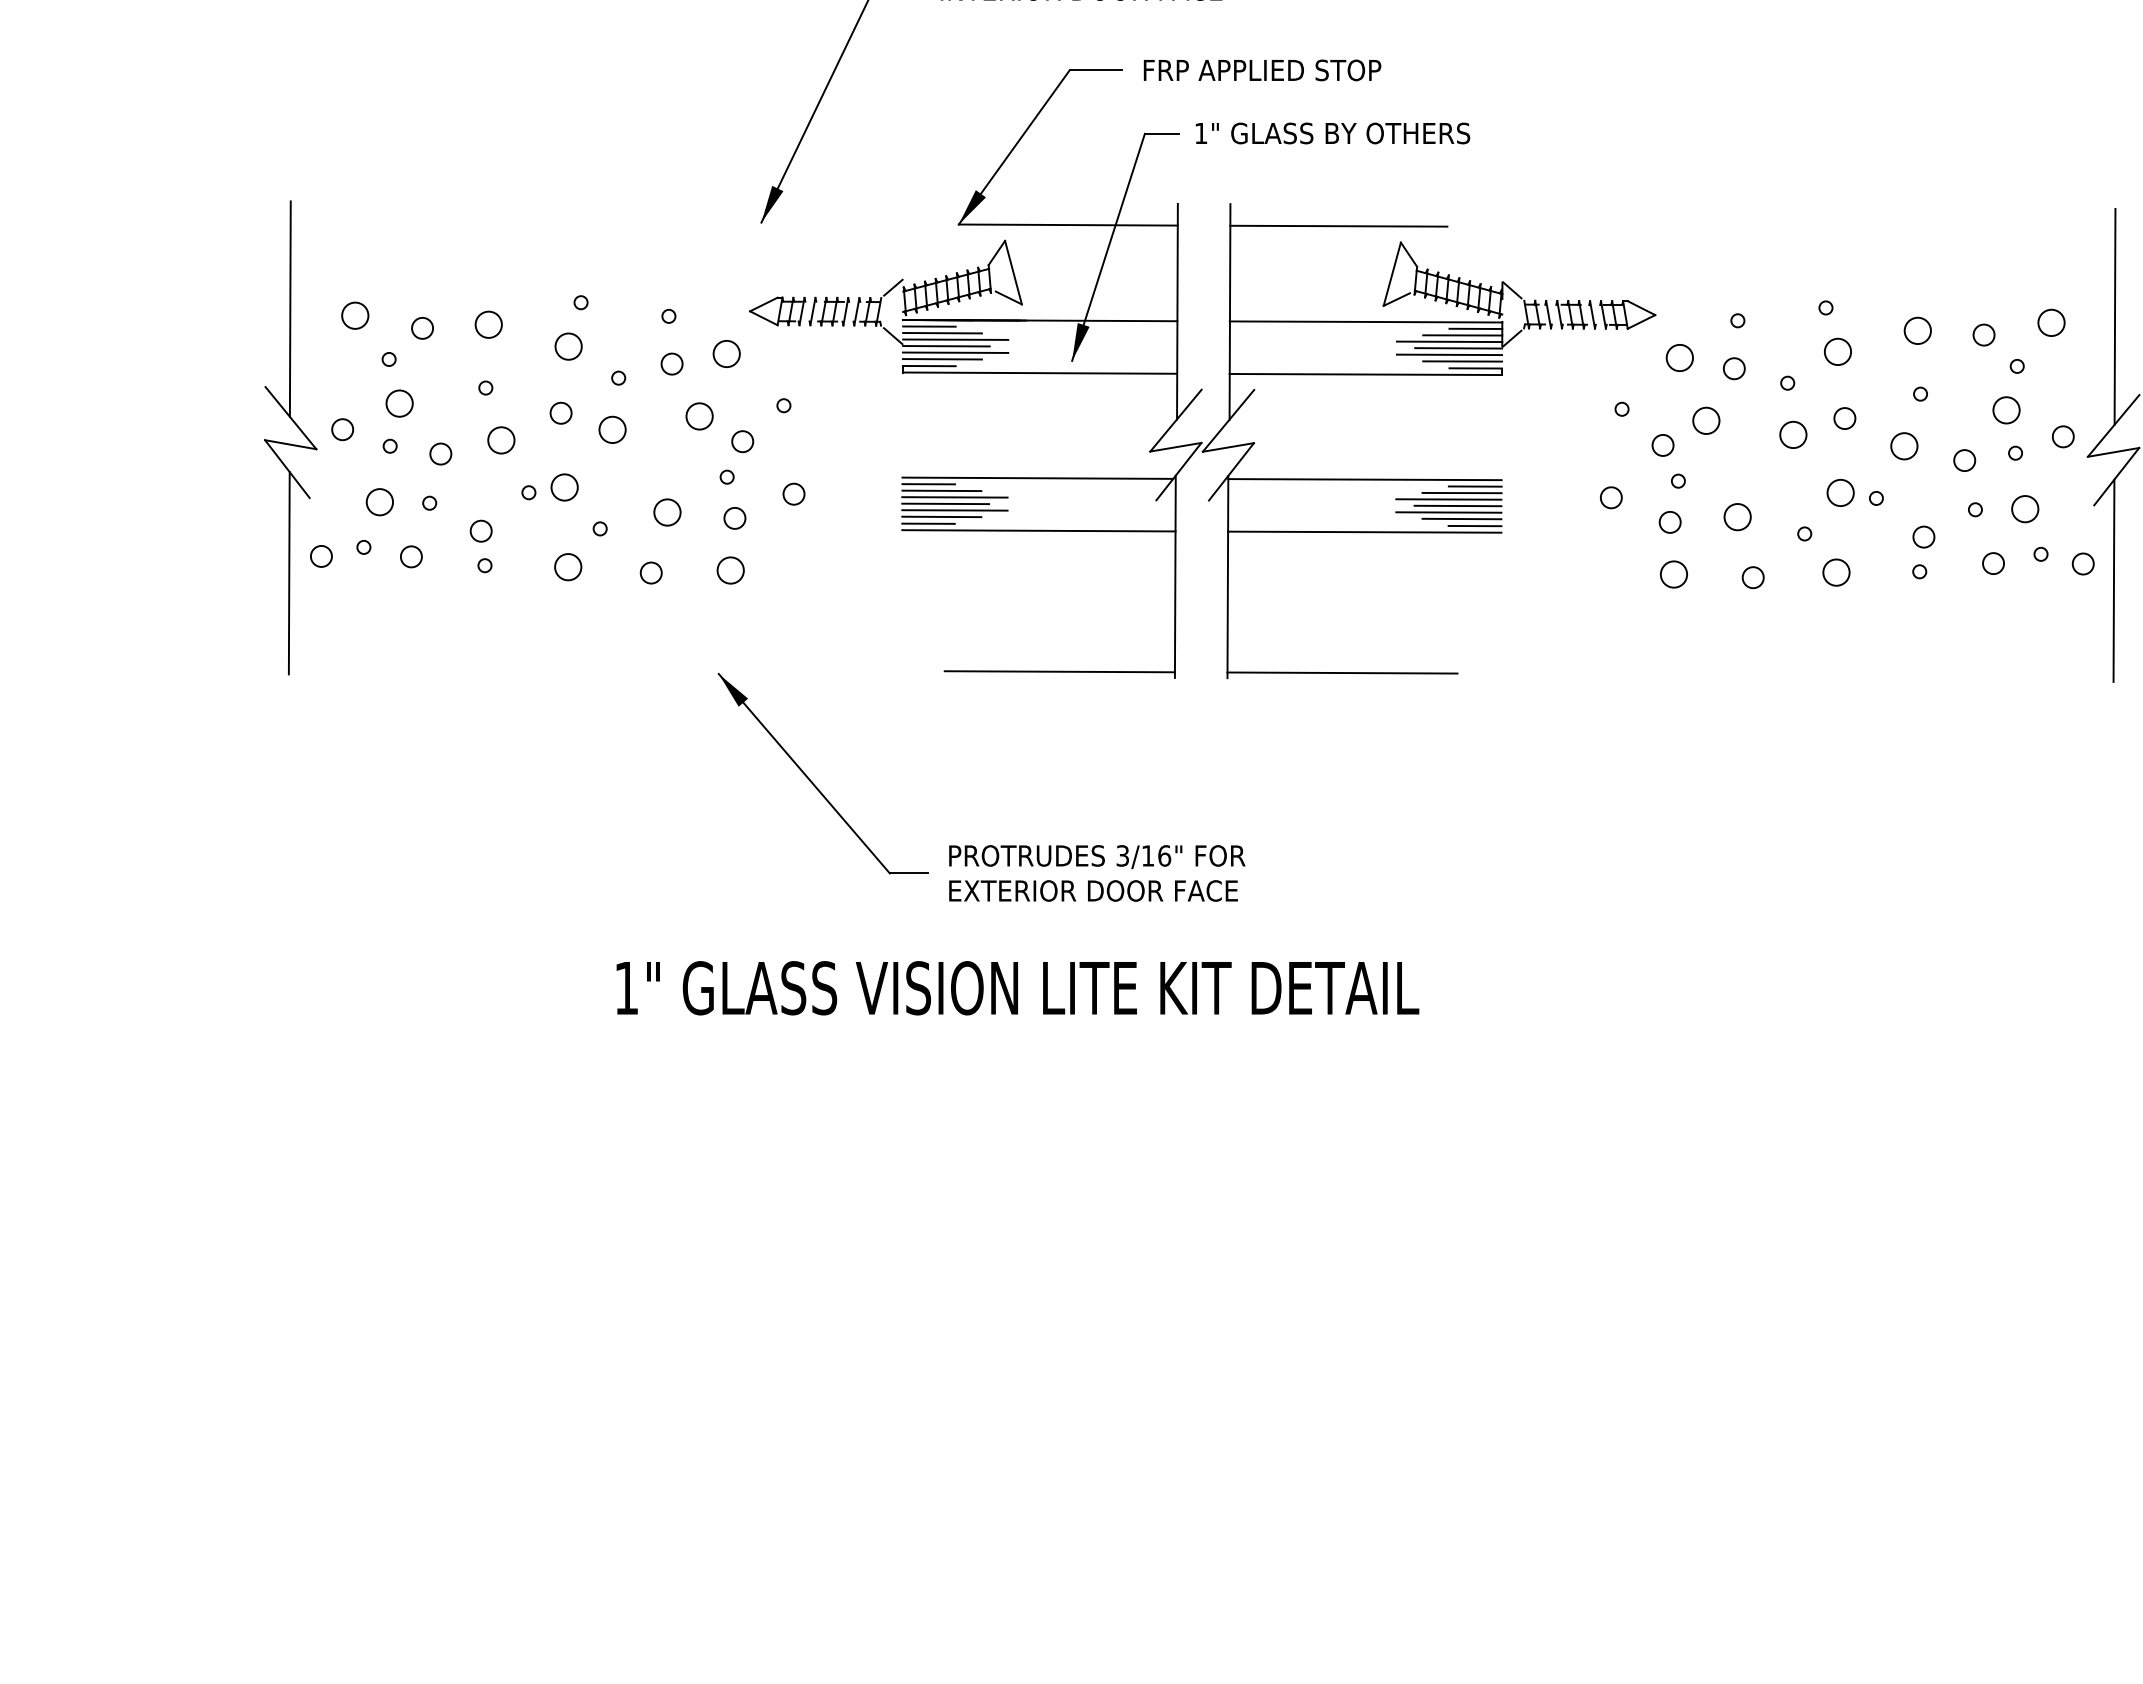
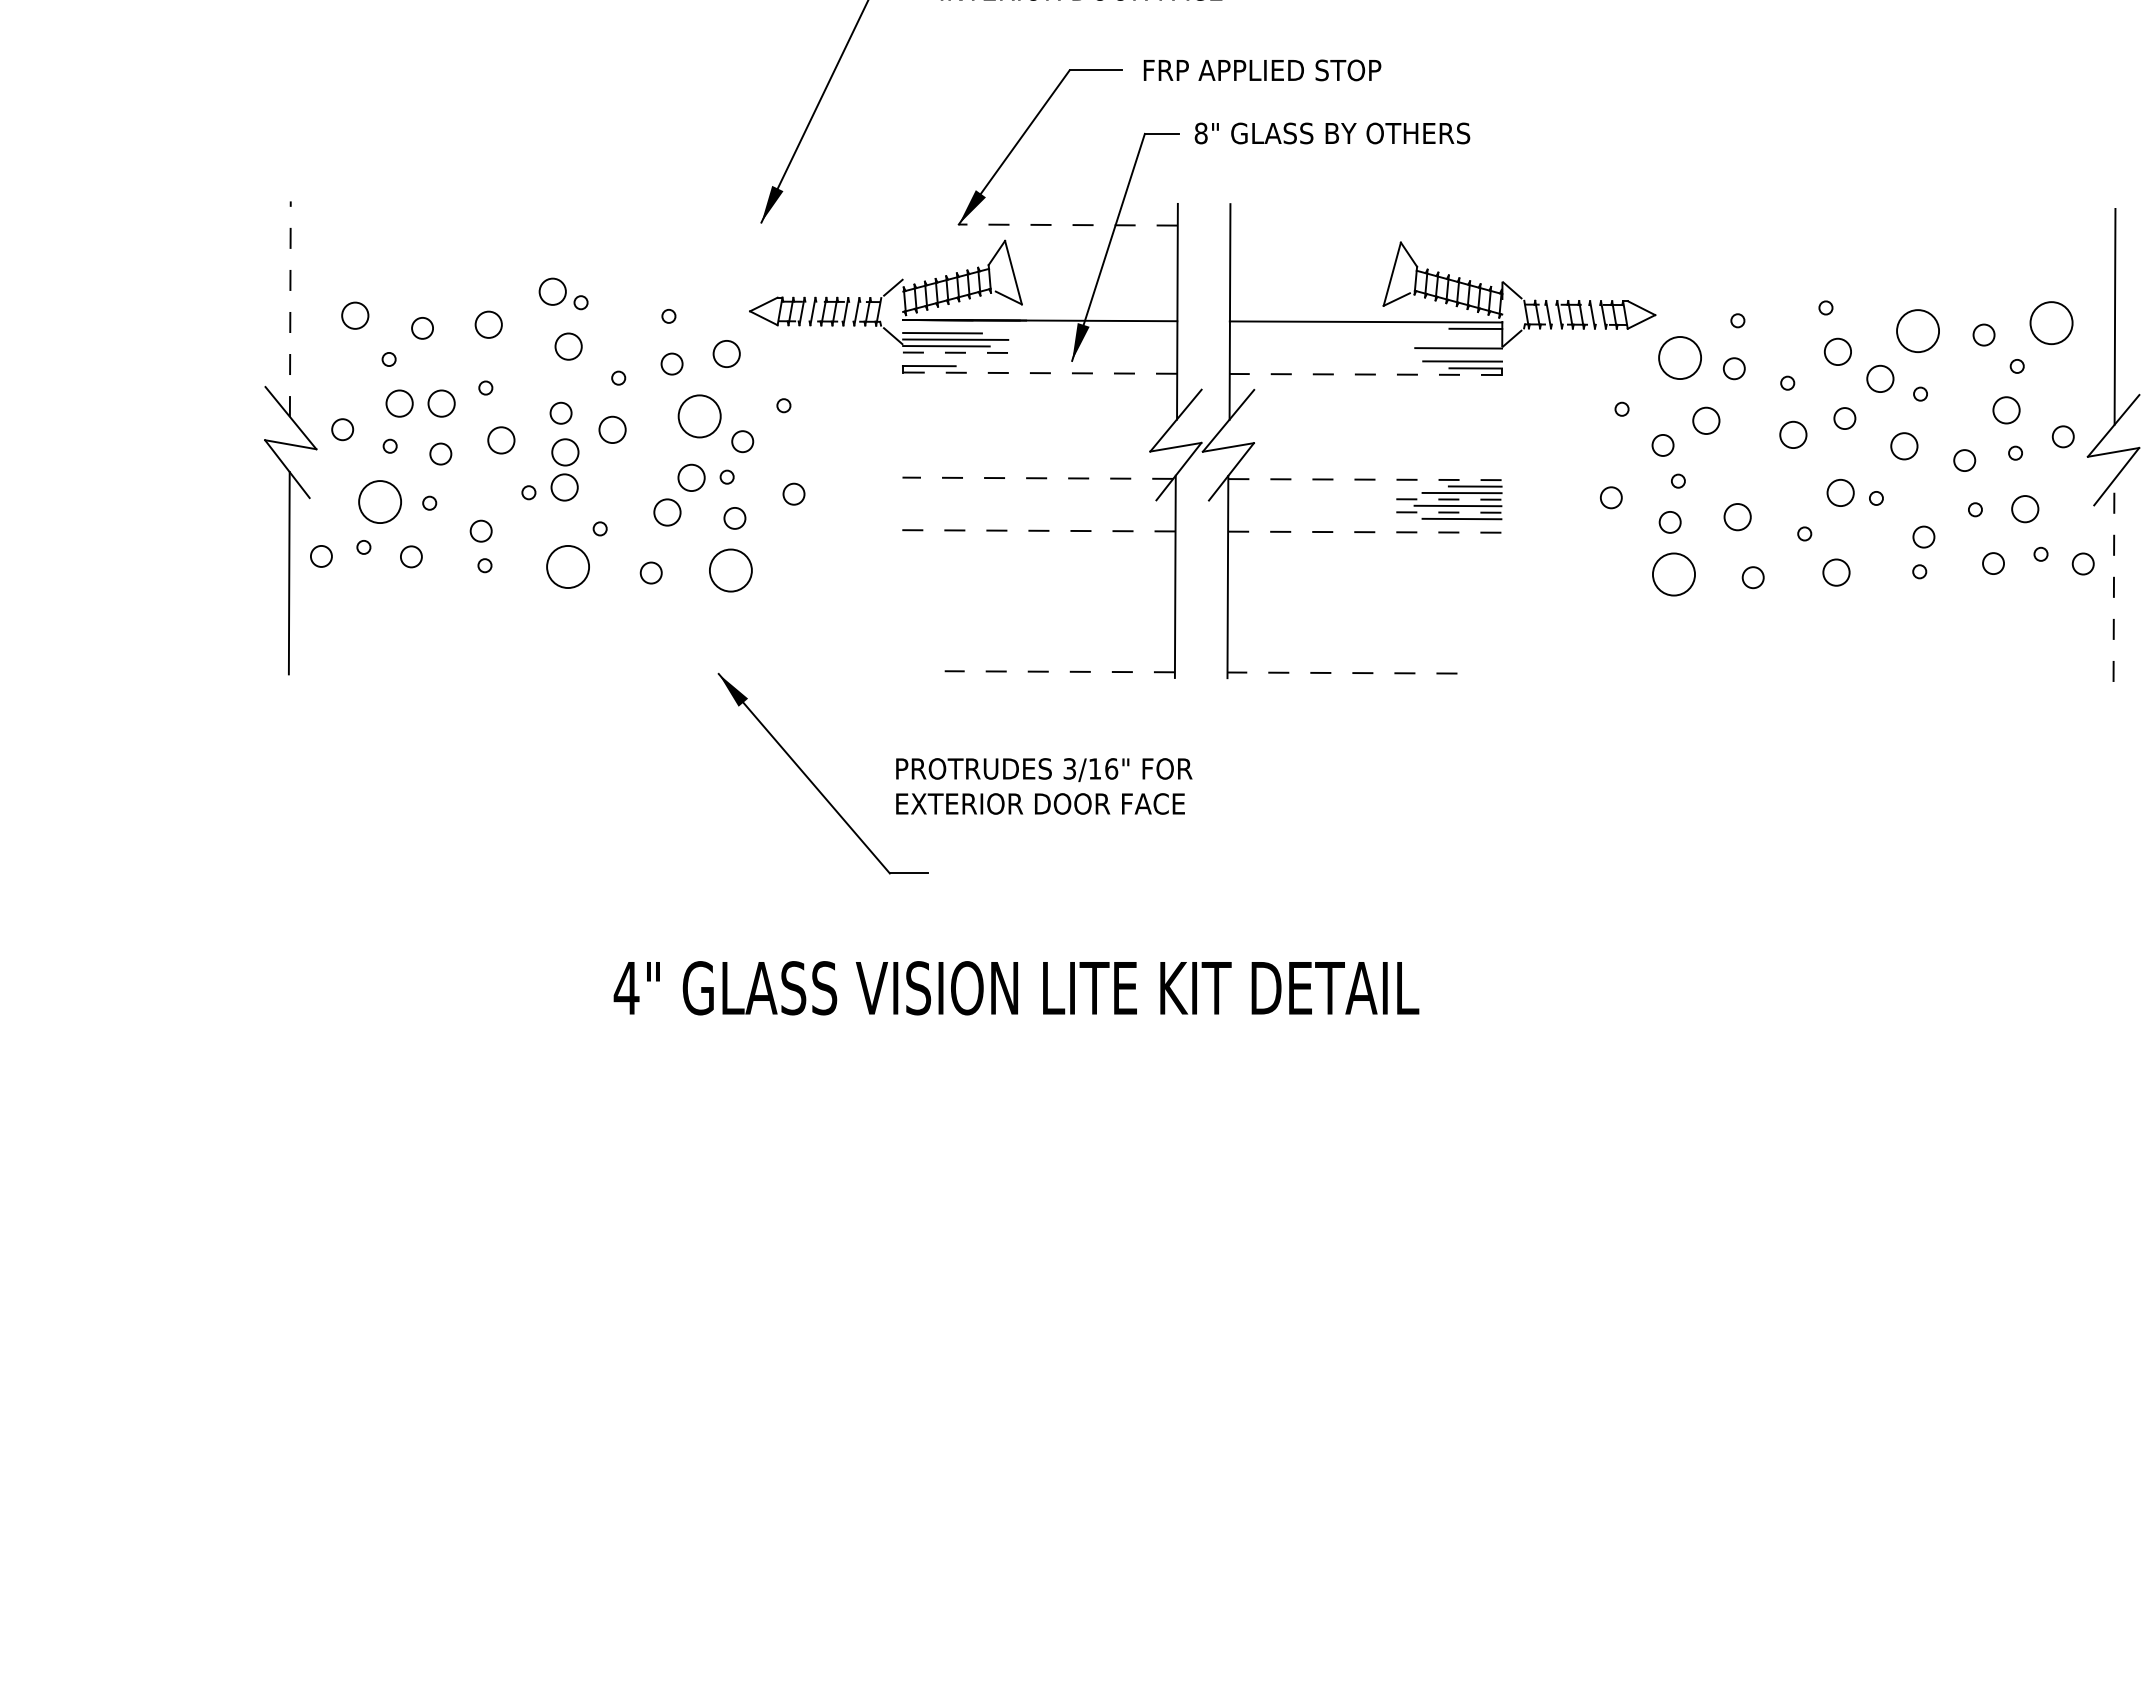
text: 1" -> 8" (1200, 133)
line: solid -> dashed (1067, 225)
line: present -> none (1338, 225)
circle: none -> present (552, 291)
line: solid -> dashed (290, 309)
circle size: 29x29 px -> 45x45 px (2051, 323)
line: present -> none (929, 326)
circle size: 29x29 px -> 44x44 px (1917, 330)
line: present -> none (1462, 335)
line: present -> none (1449, 341)
line: solid -> dashed (955, 352)
line: present -> none (1449, 354)
circle size: 29x28 px -> 44x44 px (1679, 357)
line: present -> none (941, 359)
line: solid -> dashed (1039, 373)
line: solid -> dashed (1365, 374)
circle: none -> present (1880, 378)
circle: none -> present (441, 403)
circle size: 29x29 px -> 45x45 px (699, 416)
circle: none -> present (565, 452)
circle: none -> present (691, 477)
line: solid -> dashed (1037, 478)
line: solid -> dashed (1364, 479)
line: present -> none (928, 484)
line: present -> none (941, 490)
line: present -> none (954, 497)
line: solid -> dashed (1448, 499)
circle size: 29x29 px -> 44x44 px (379, 501)
line: present -> none (945, 503)
line: present -> none (954, 510)
line: solid -> dashed (1448, 512)
line: present -> none (941, 516)
line: present -> none (928, 523)
line: present -> none (1474, 525)
line: solid -> dashed (1038, 530)
line: solid -> dashed (1364, 532)
circle size: 29x29 px -> 44x44 px (567, 566)
circle size: 29x29 px -> 44x45 px (730, 570)
circle diameter: 26 px -> 42 px (1673, 574)
line: solid -> dashed (2113, 580)
line: solid -> dashed (1059, 671)
line: solid -> dashed (1342, 673)
text position: (1097, 873) -> (1044, 786) (1044, 786)
text: 1" -> 4" (626, 988)
